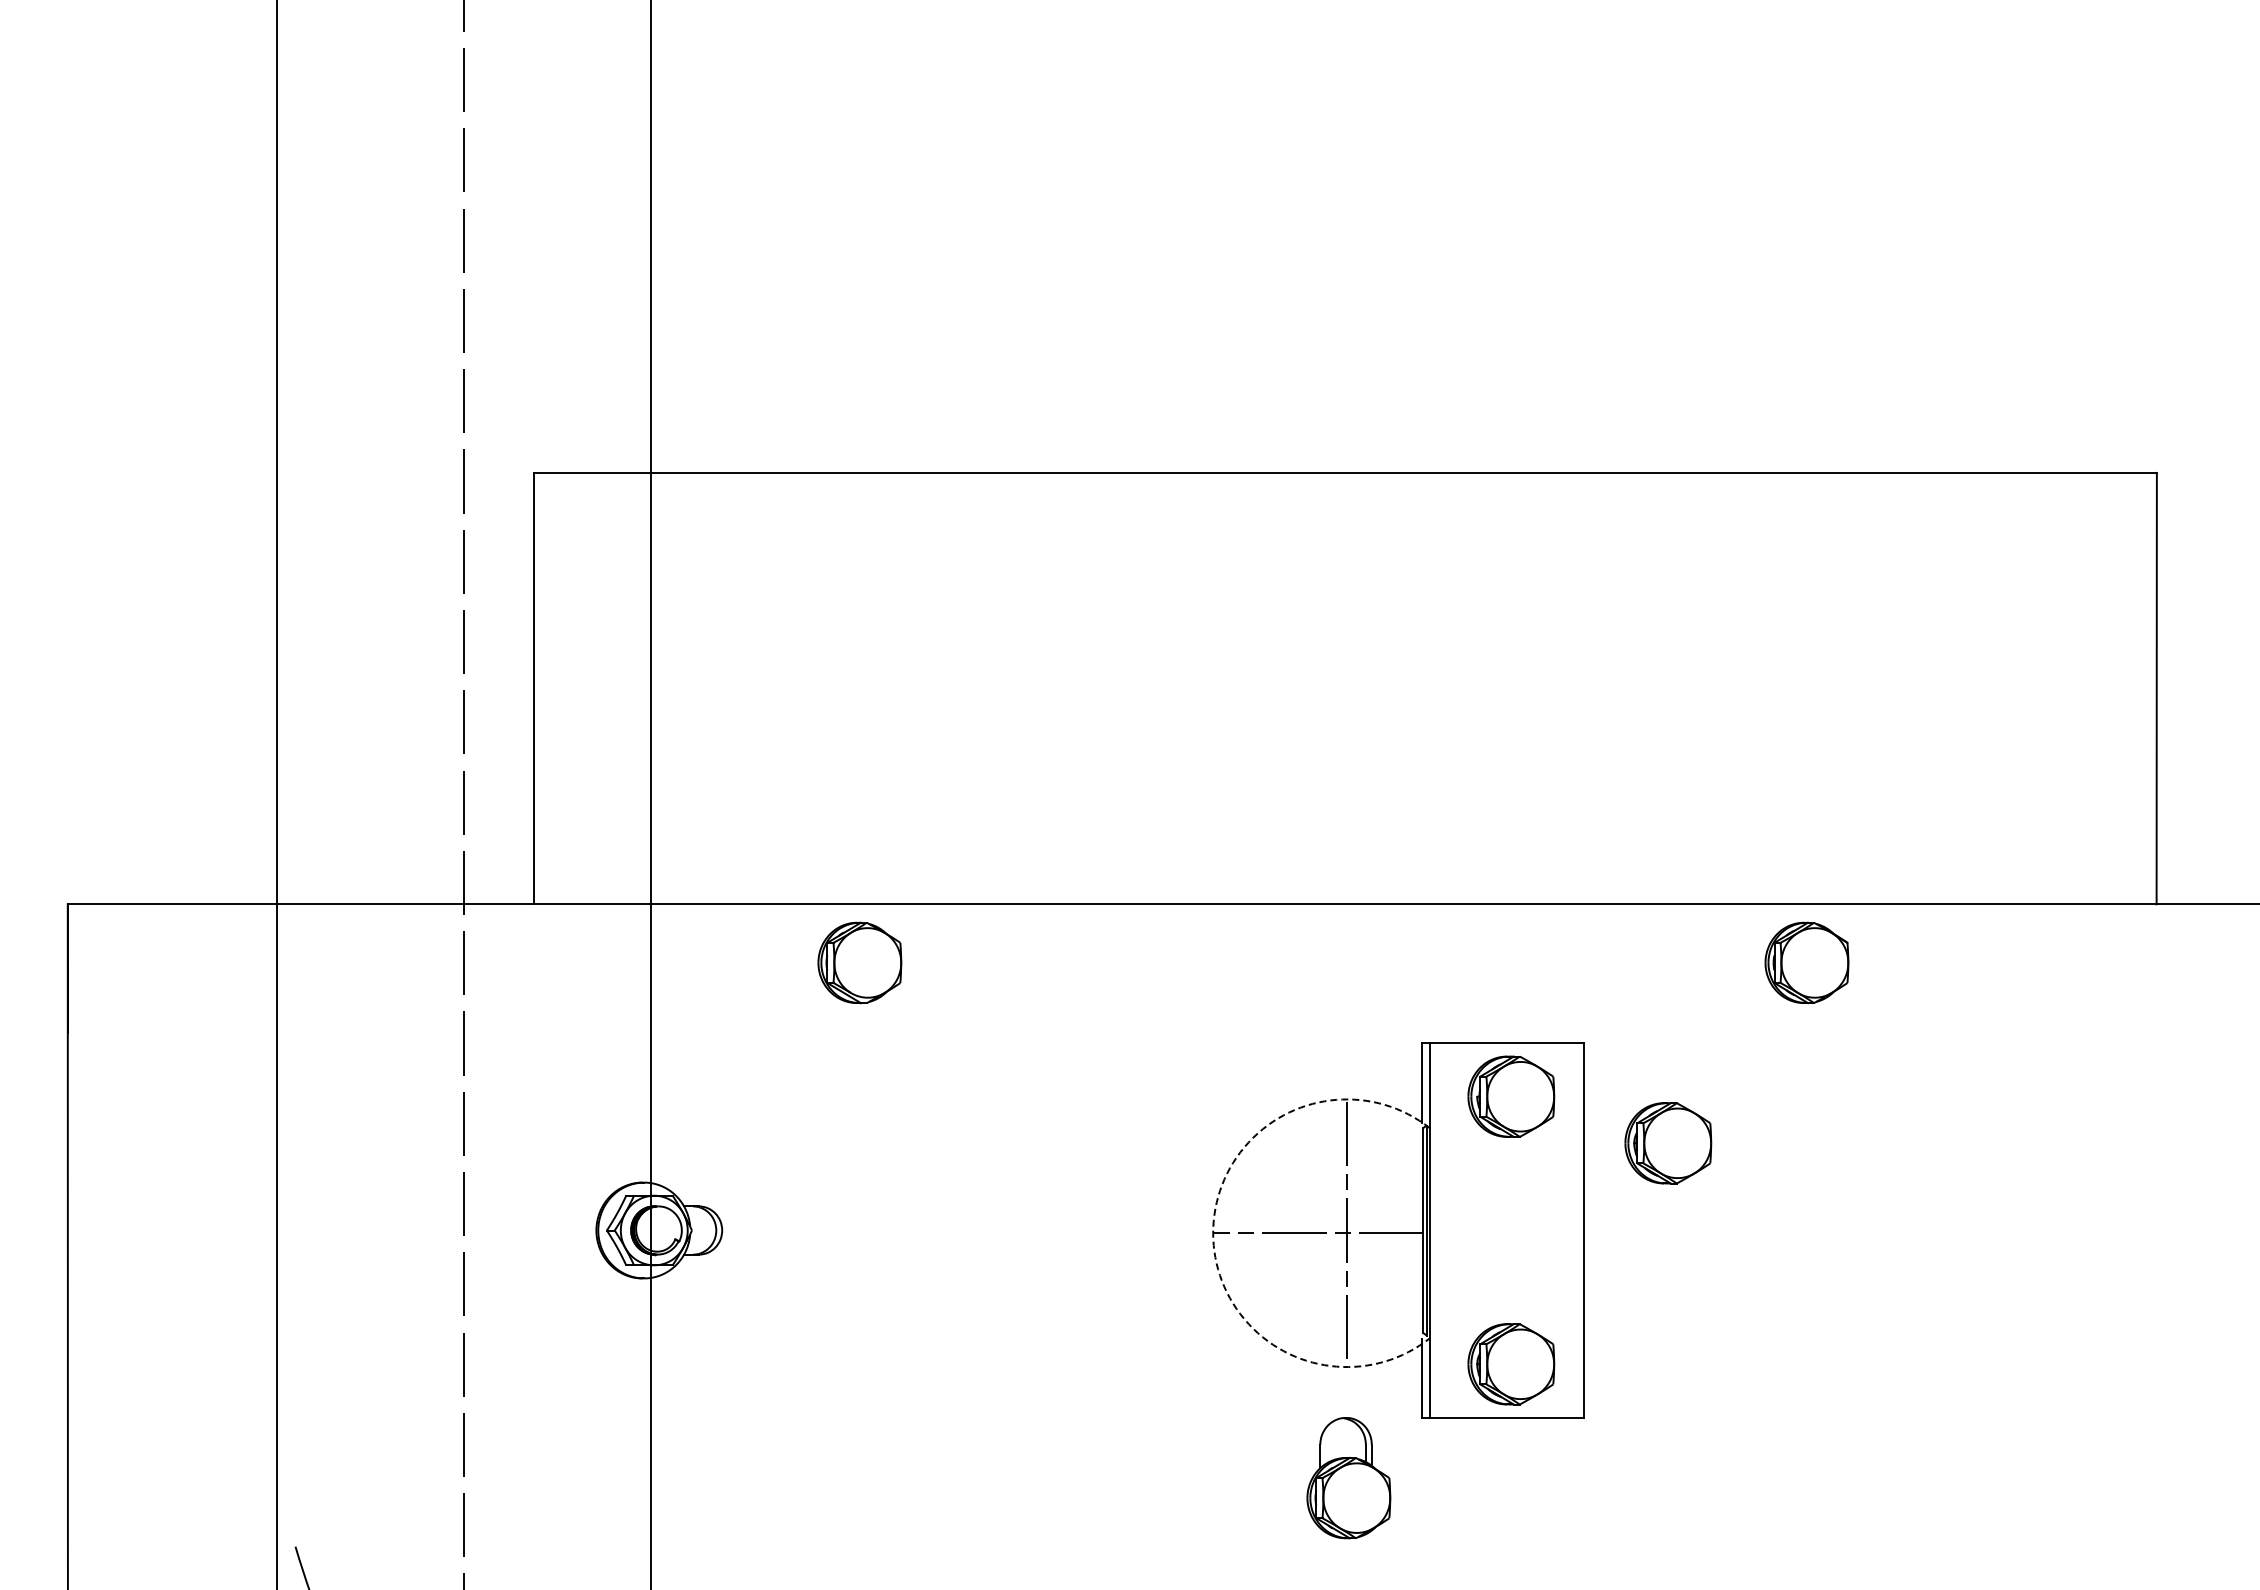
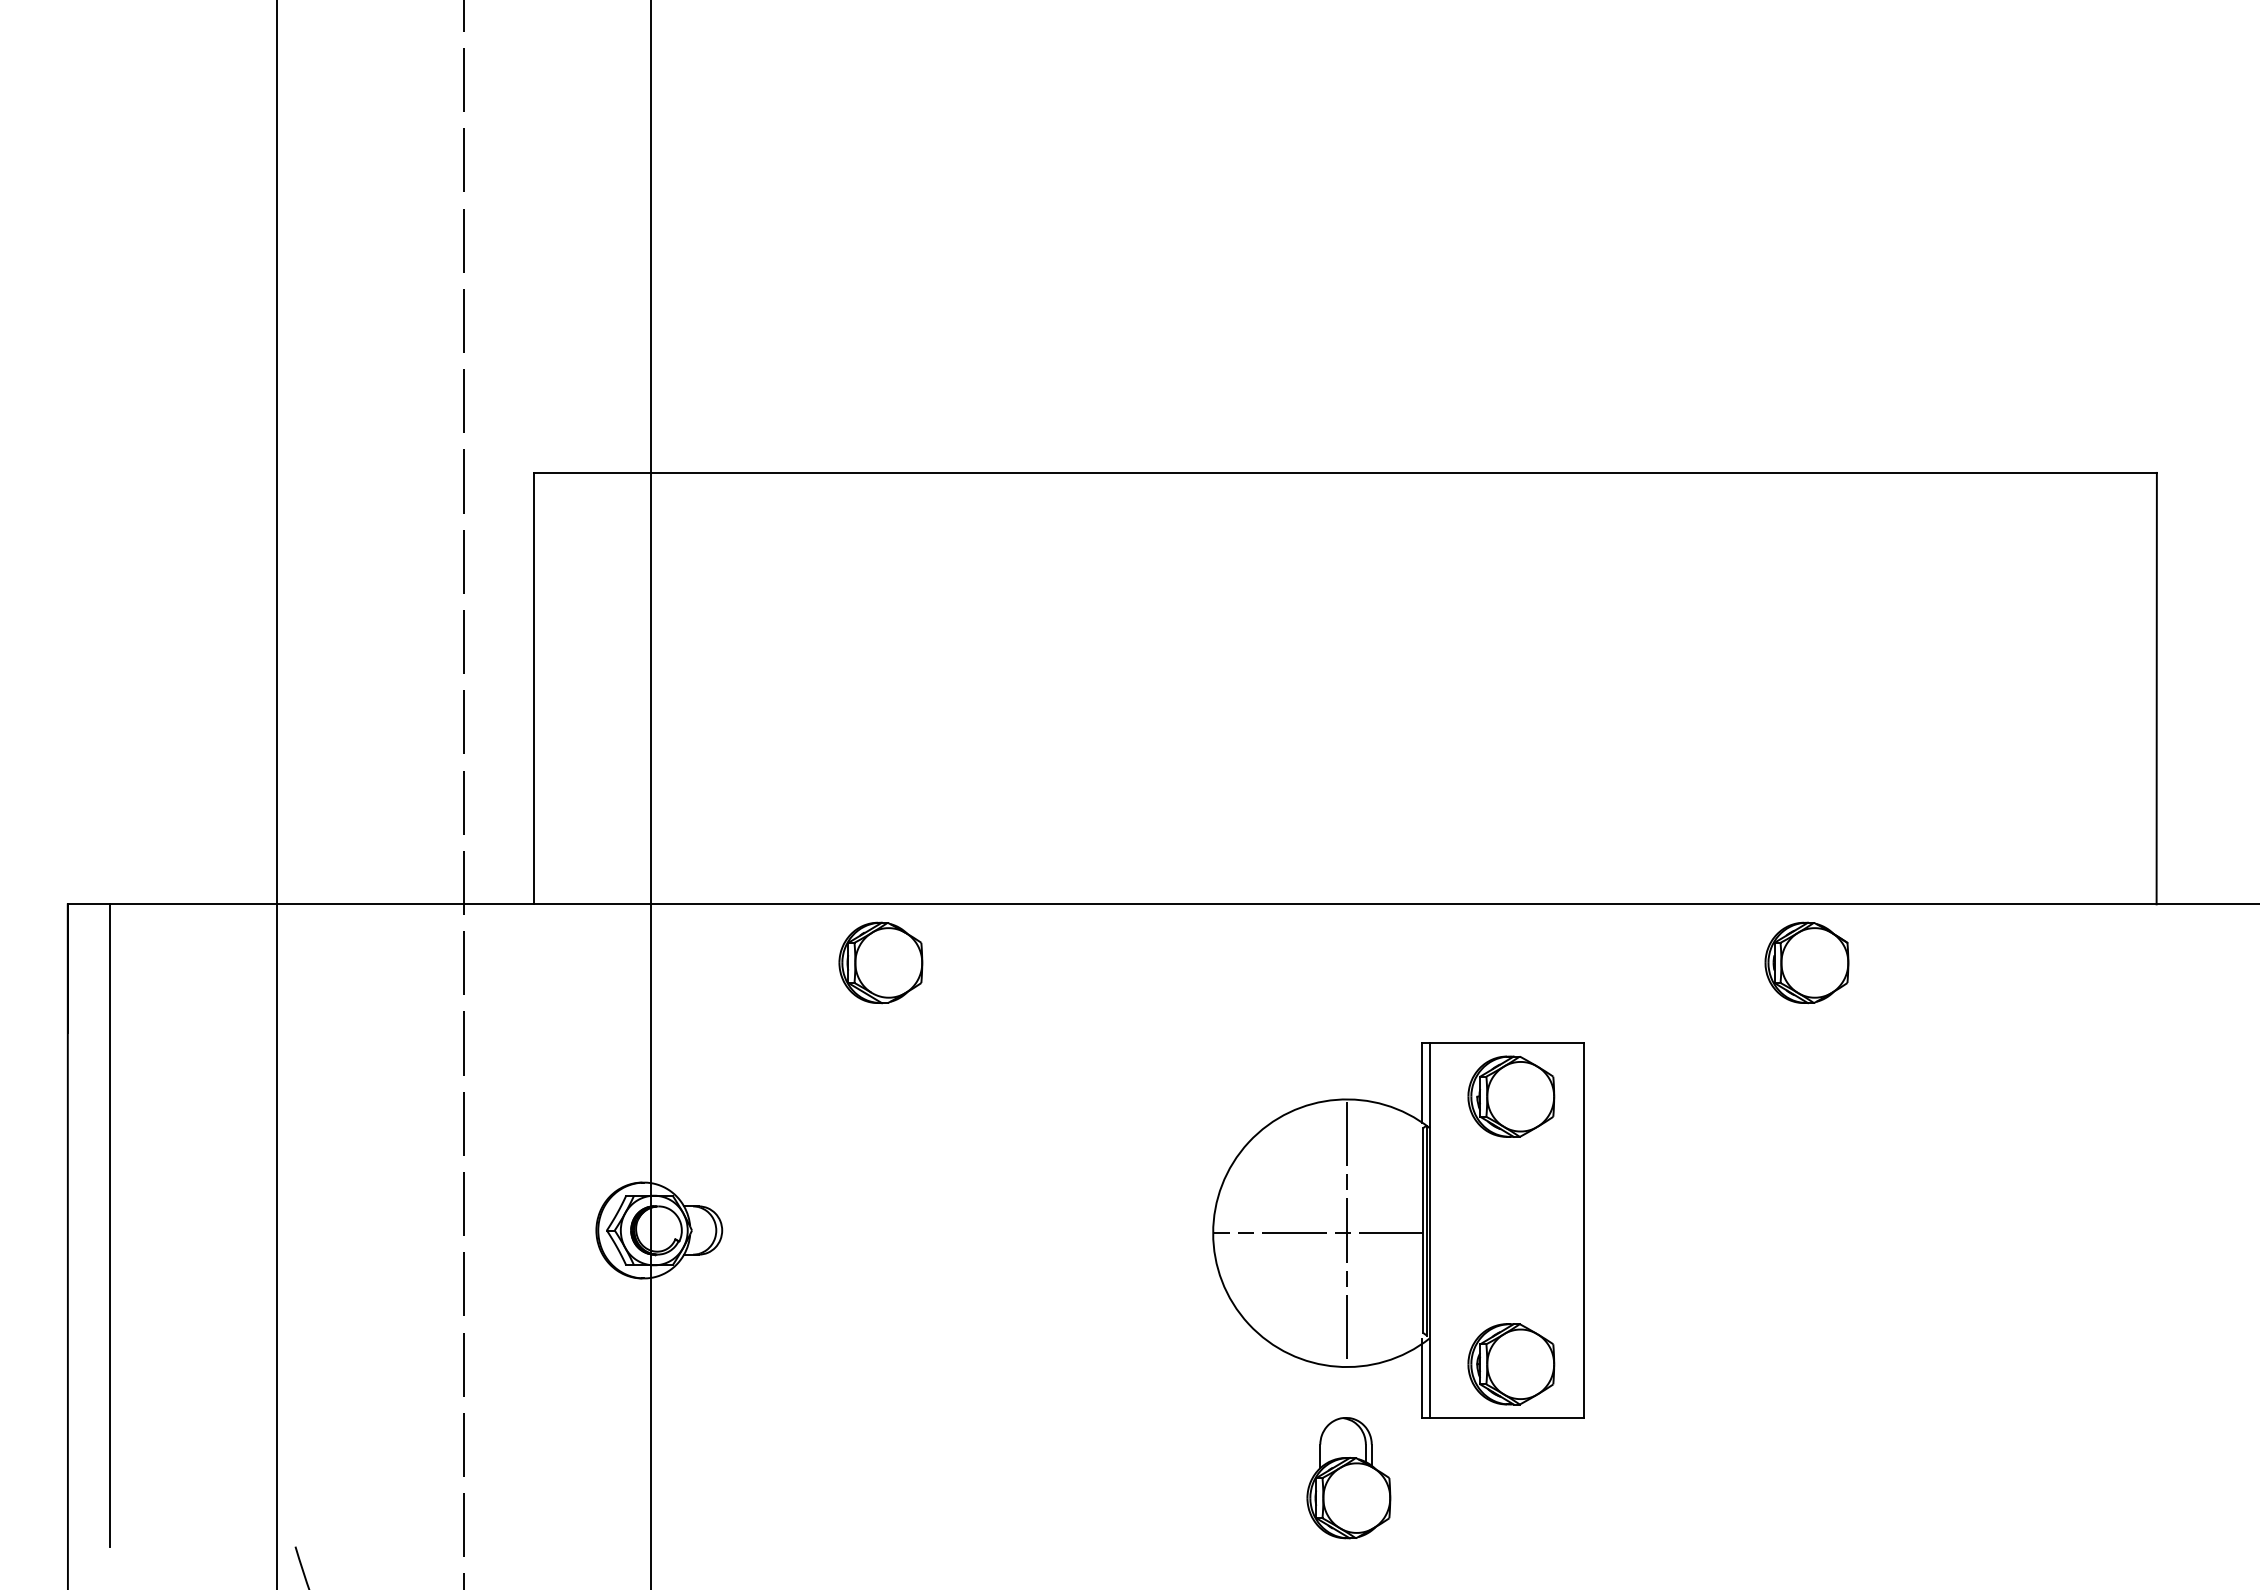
part position: (859, 962) -> (880, 962) (880, 962)
part: present -> none (1668, 1143)
line: none -> present (110, 1225)
arc: dashed -> solid (1213, 1233)
